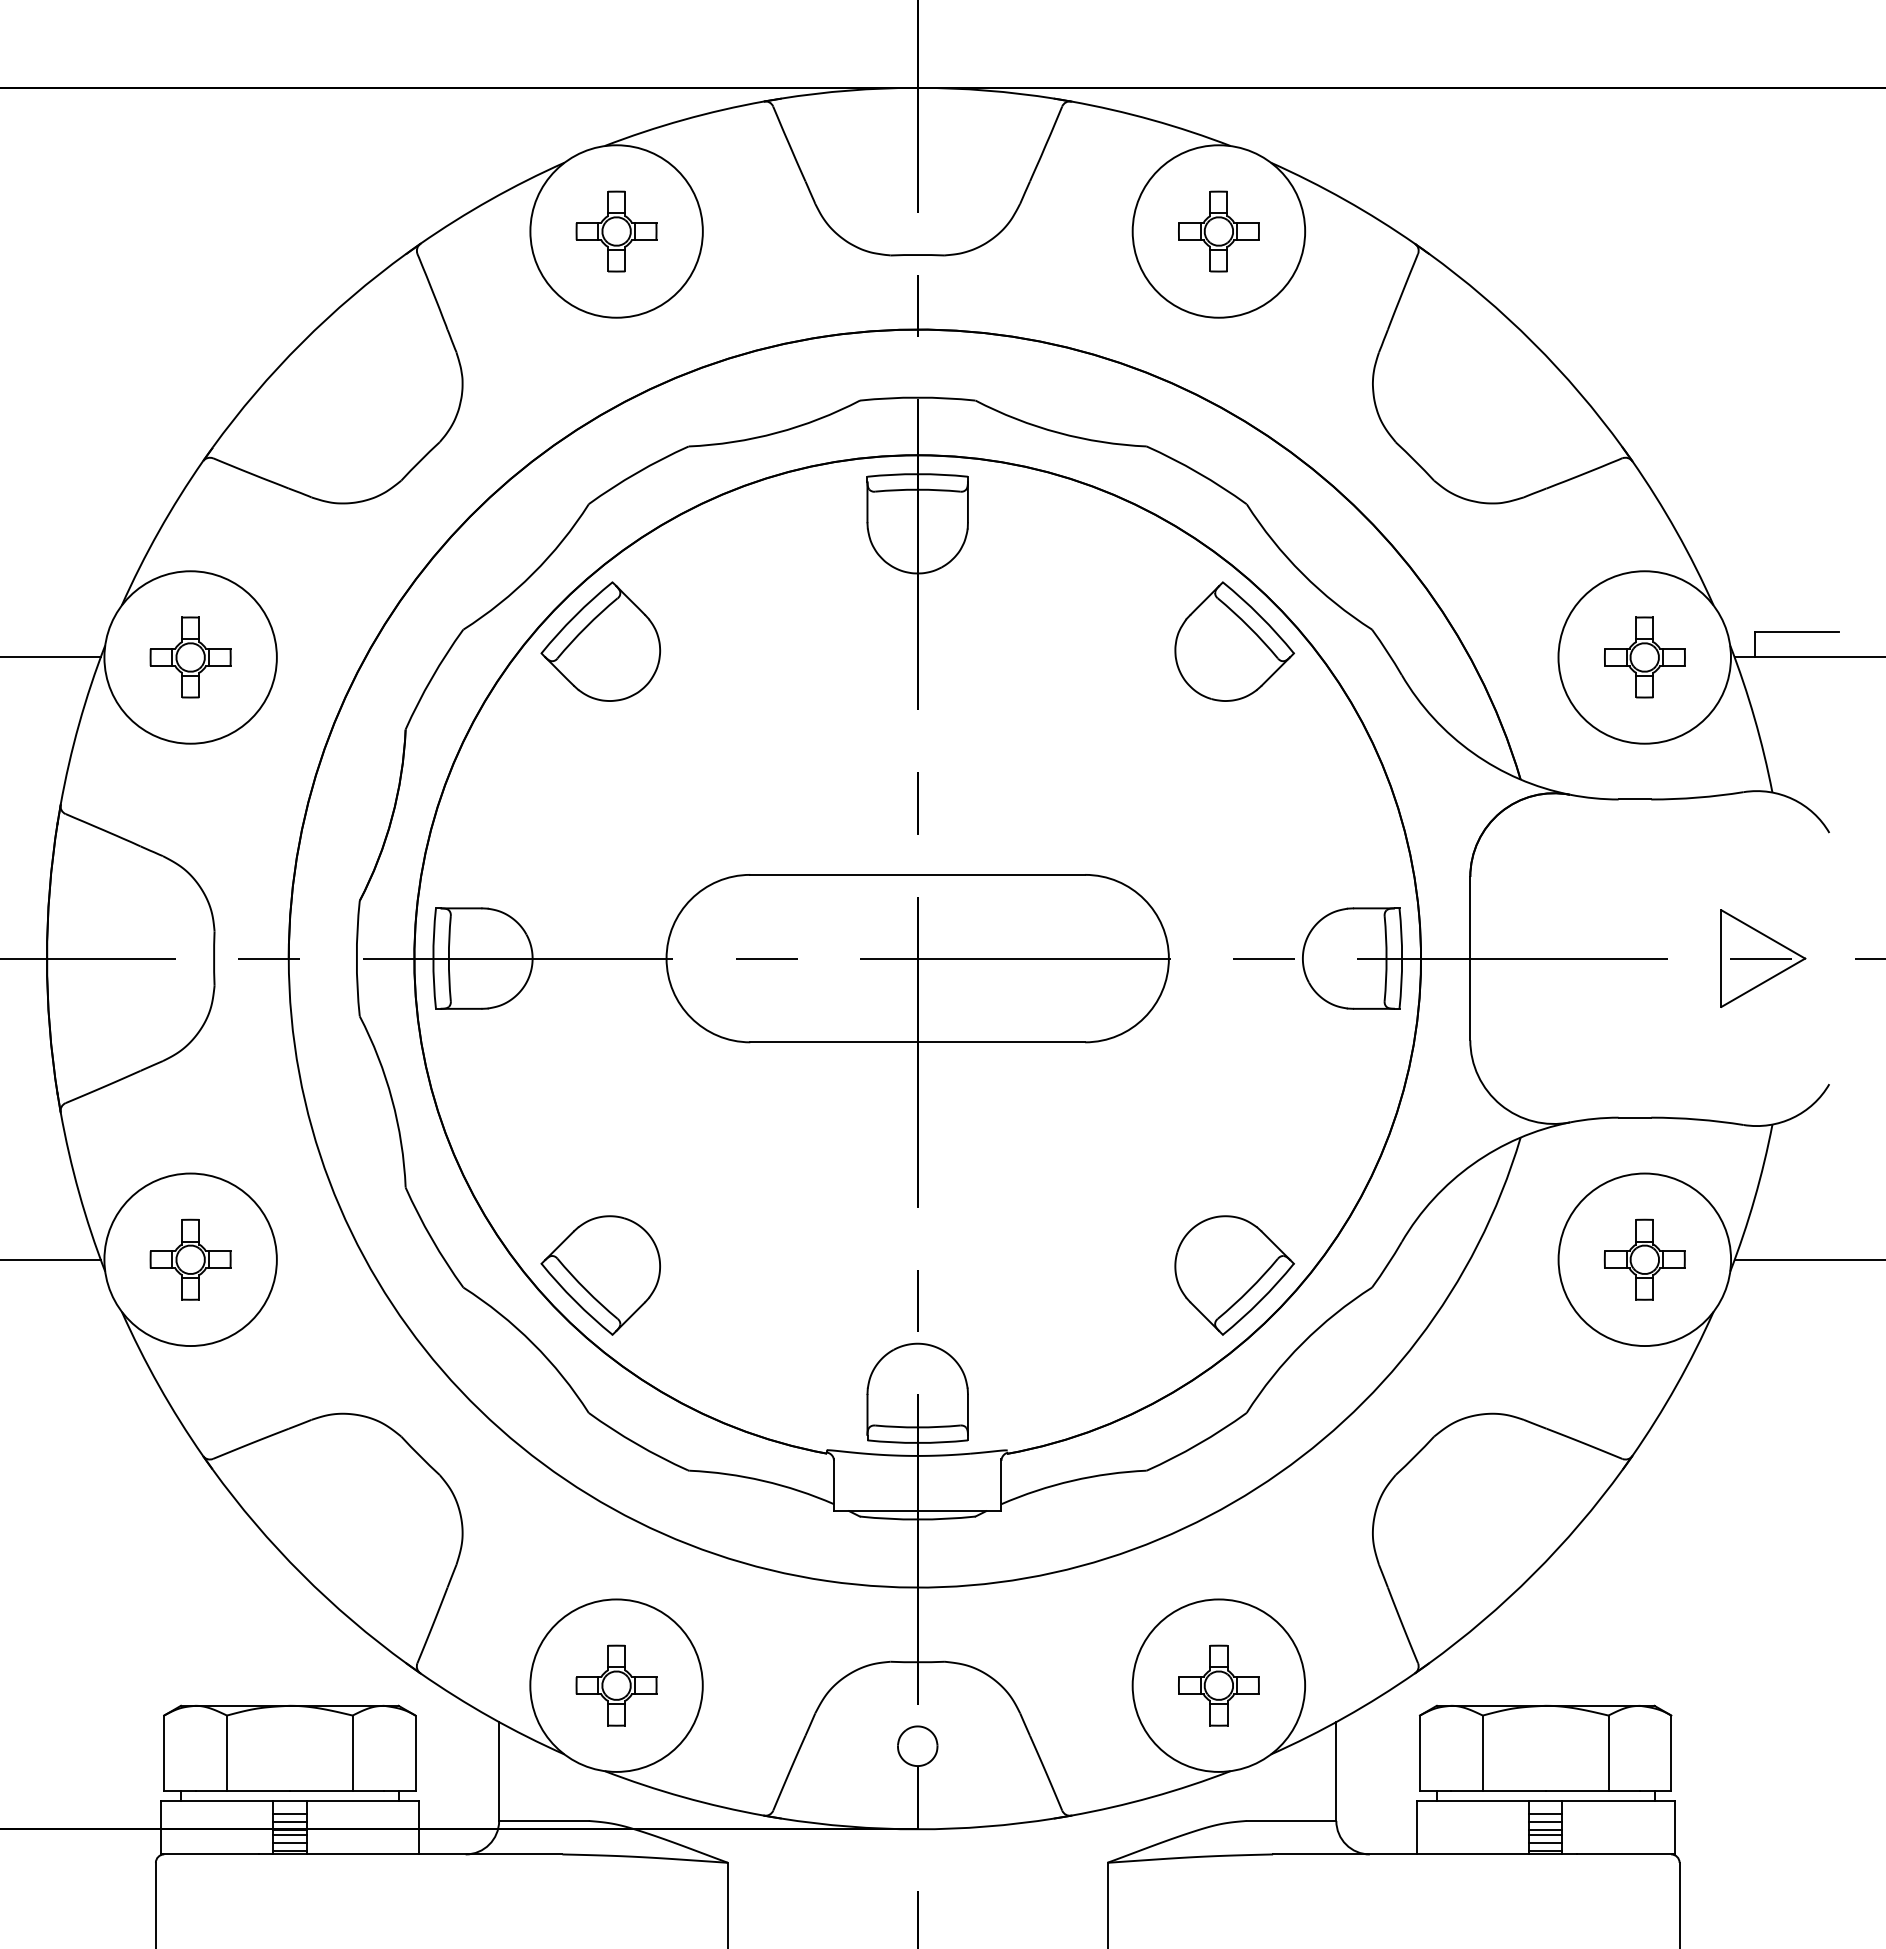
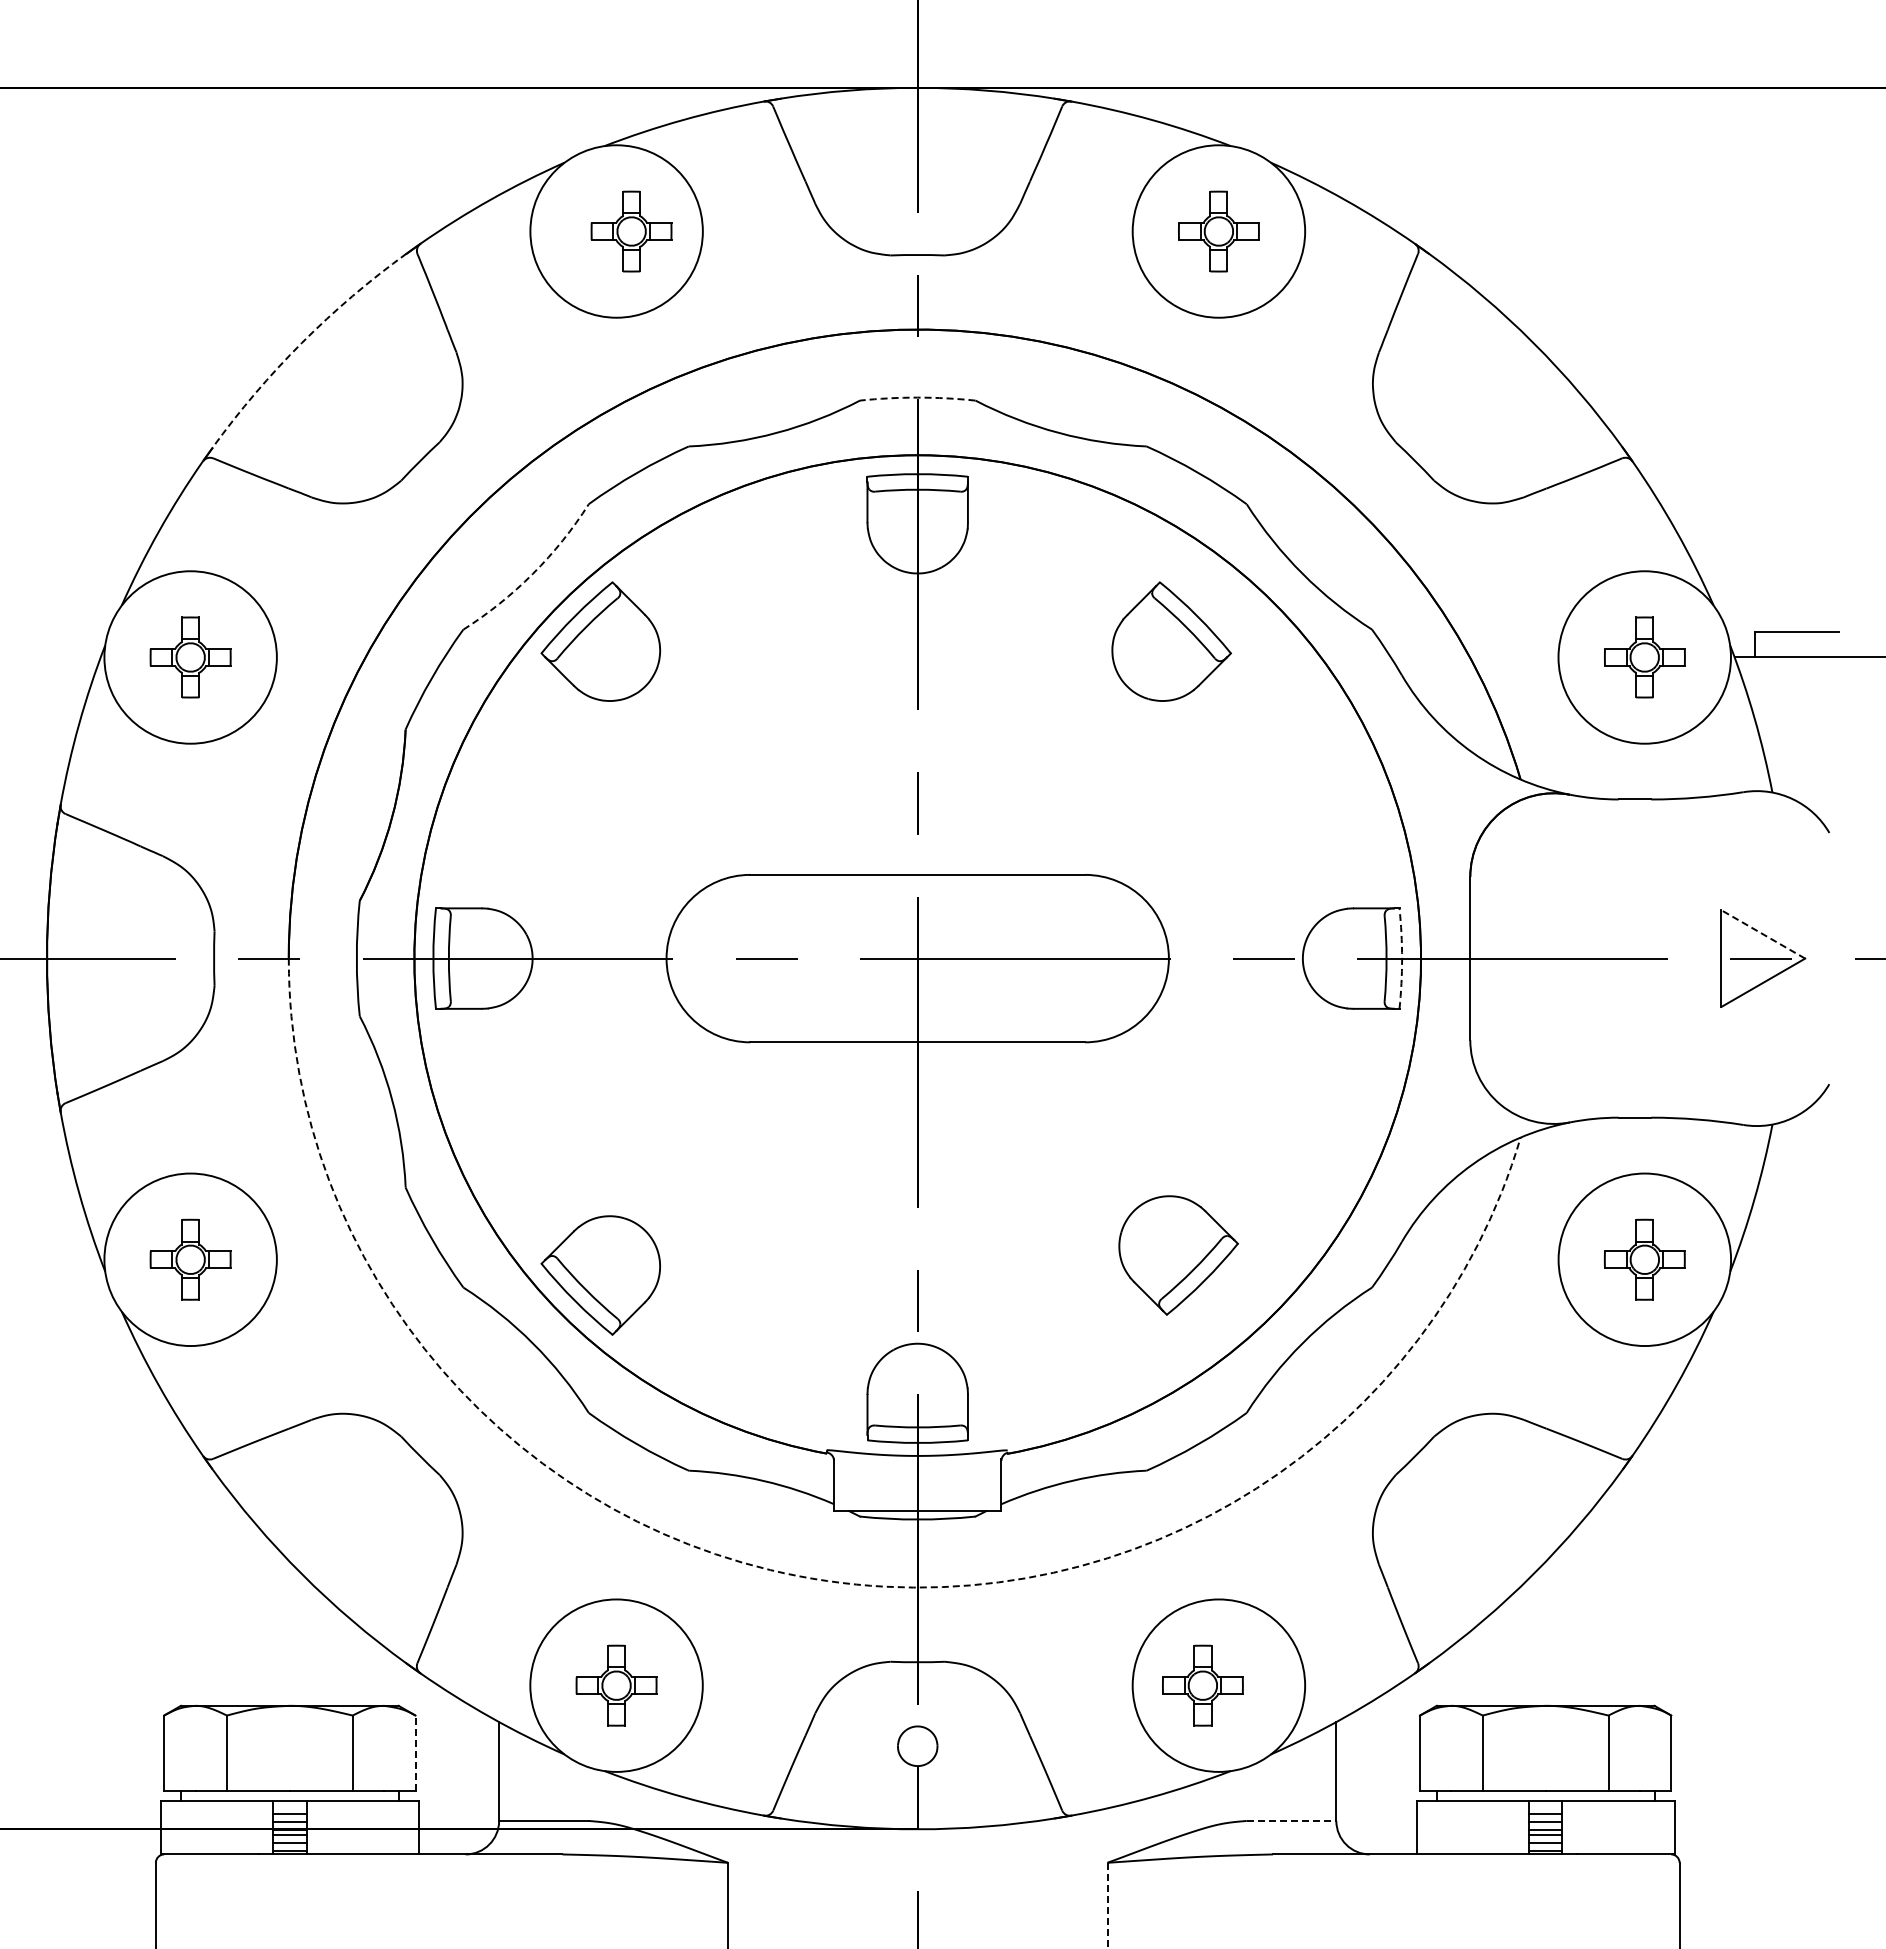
part position: (616, 231) -> (631, 231) (631, 231)
arc: solid -> dashed (302, 342)
arc: solid -> dashed (917, 397)
arc: solid -> dashed (532, 573)
part position: (1234, 641) -> (1171, 641) (1171, 641)
line: present -> none (51, 657)
line: solid -> dashed (1762, 934)
arc: solid -> dashed (1402, 958)
line: present -> none (51, 1260)
line: present -> none (1808, 1260)
part position: (1234, 1275) -> (1178, 1255) (1178, 1255)
arc: solid -> dashed (827, 1581)
part position: (1218, 1685) -> (1202, 1685) (1202, 1685)
line: solid -> dashed (415, 1753)
line: solid -> dashed (1291, 1820)
line: solid -> dashed (1107, 1905)
